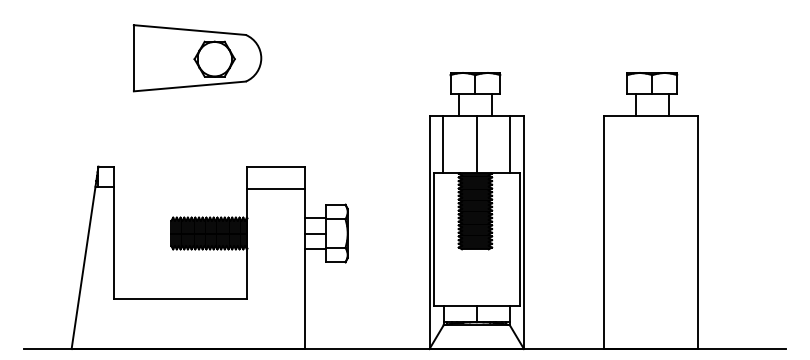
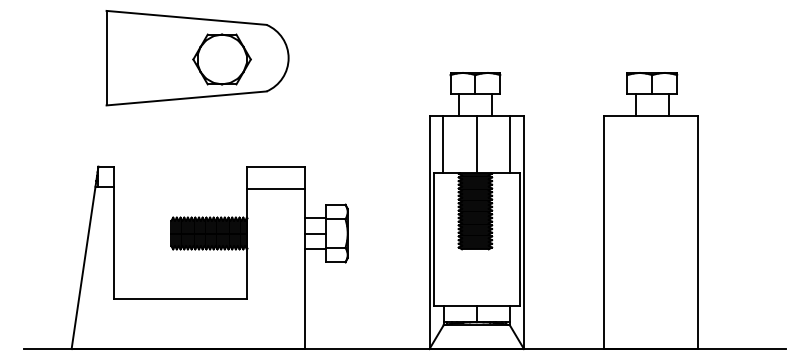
part size: 131x69 px -> 185x97 px (197, 58)
